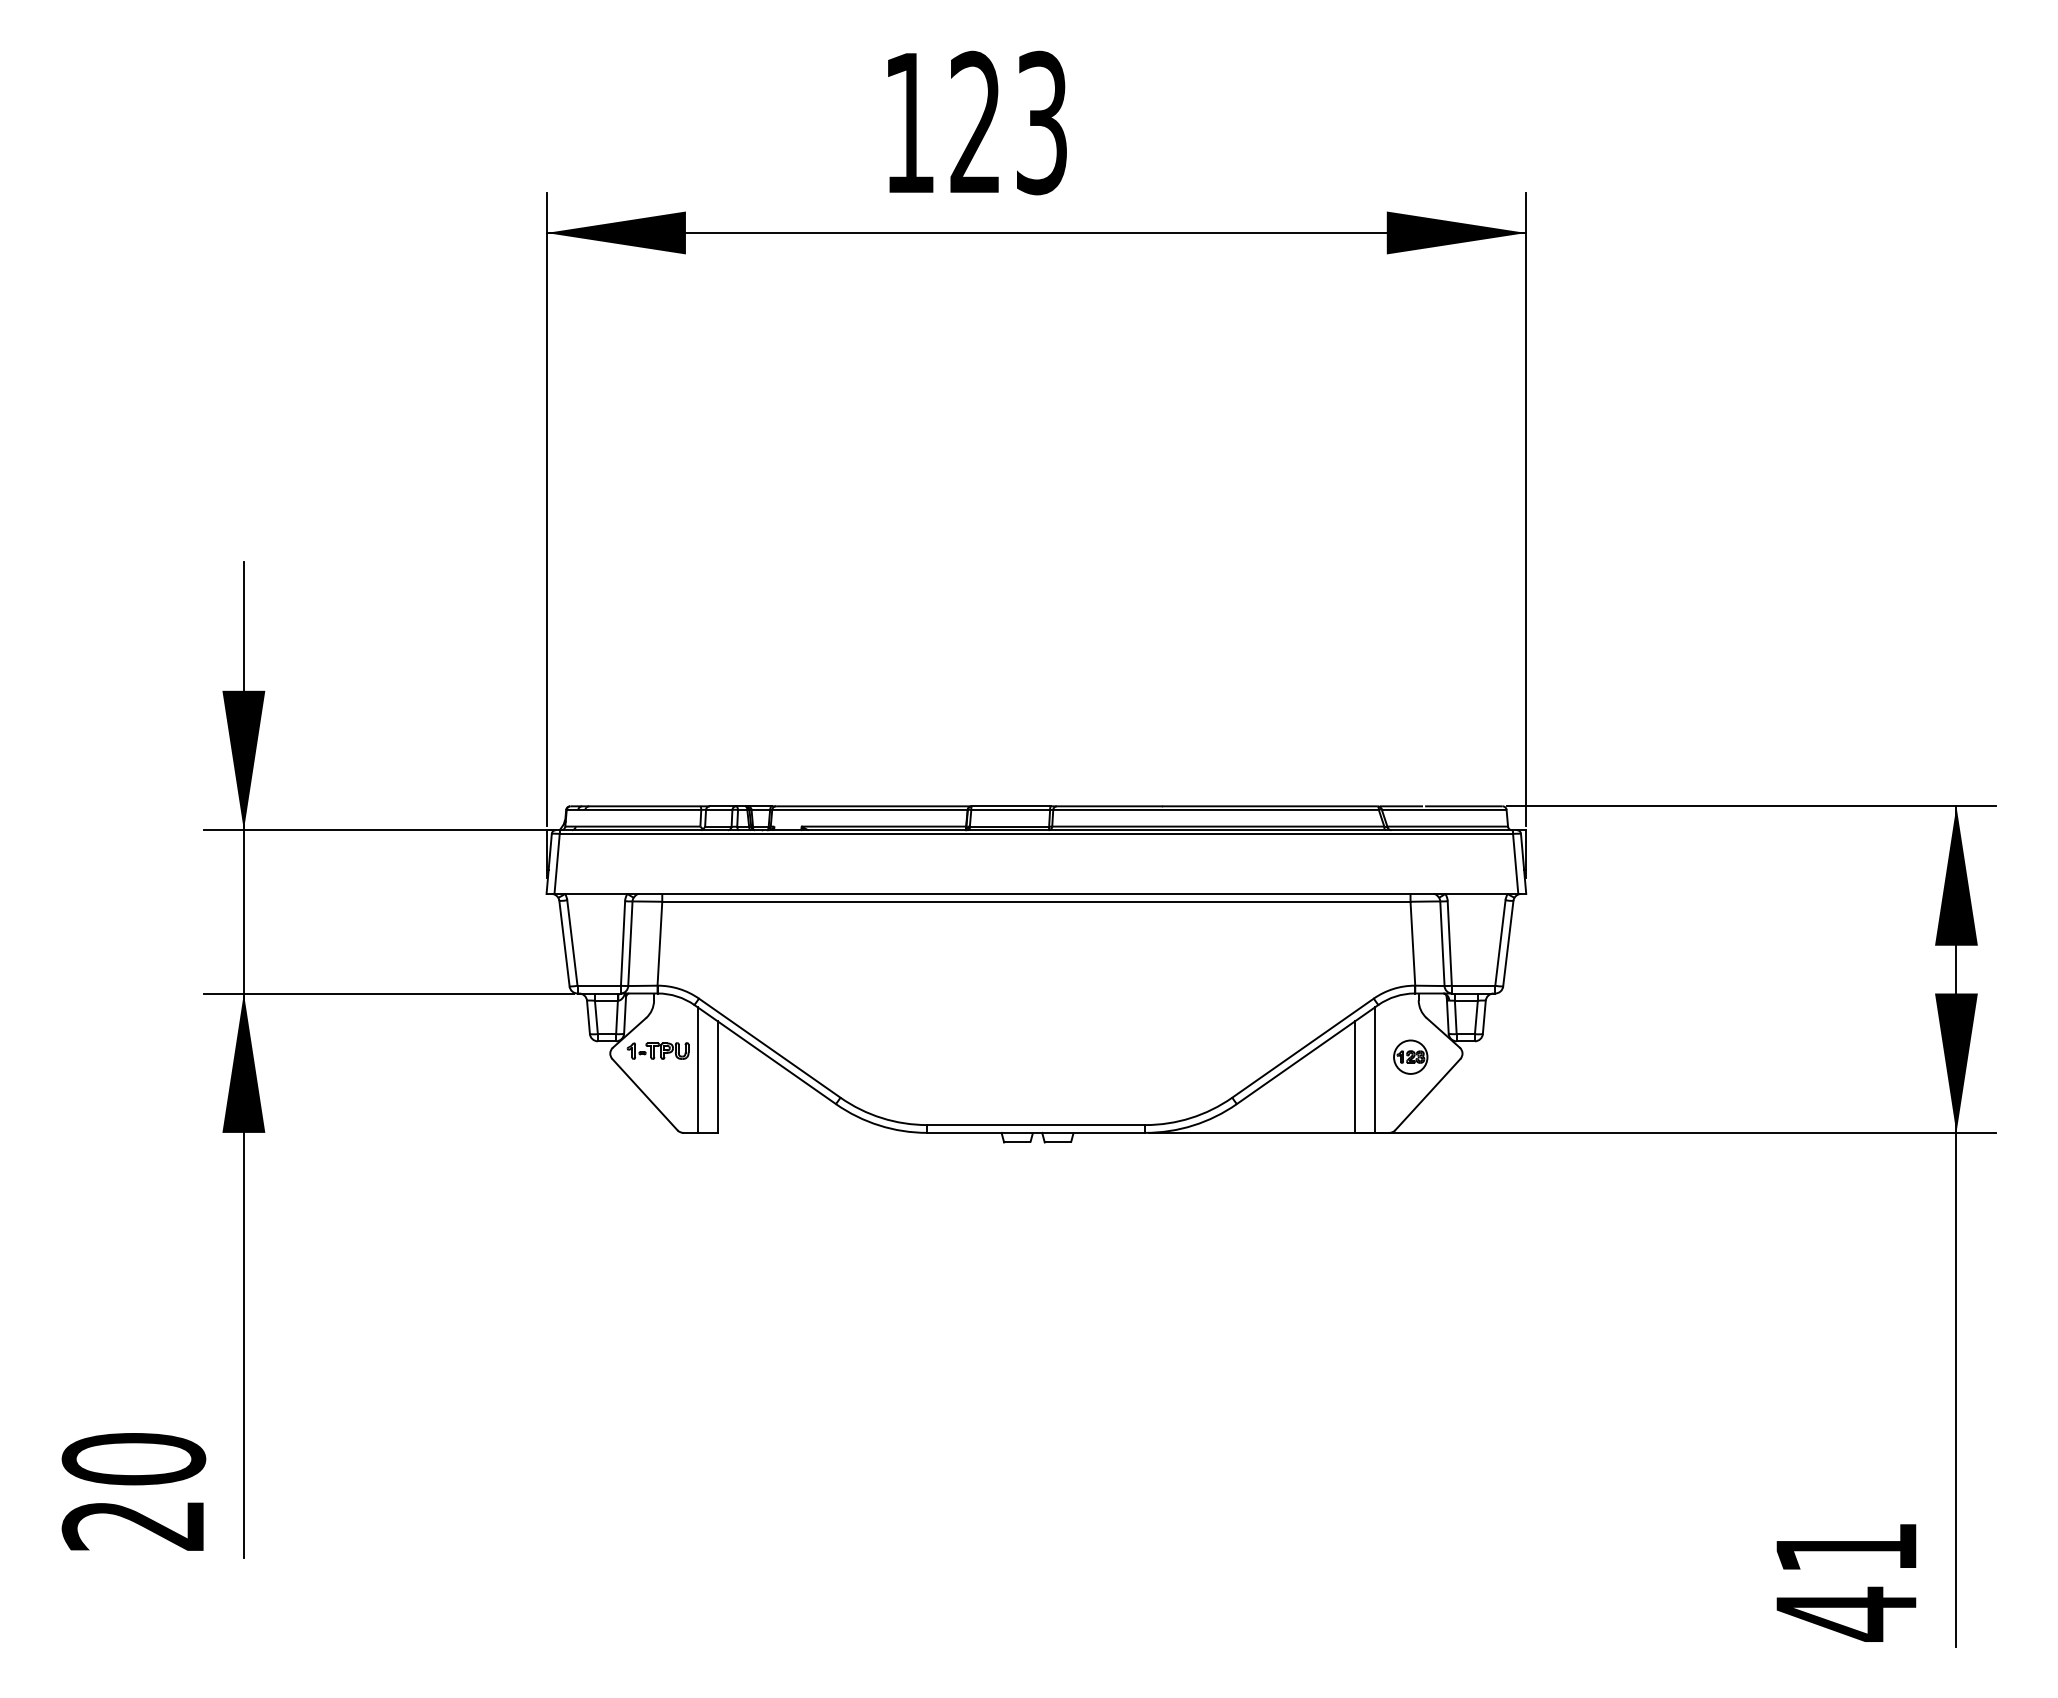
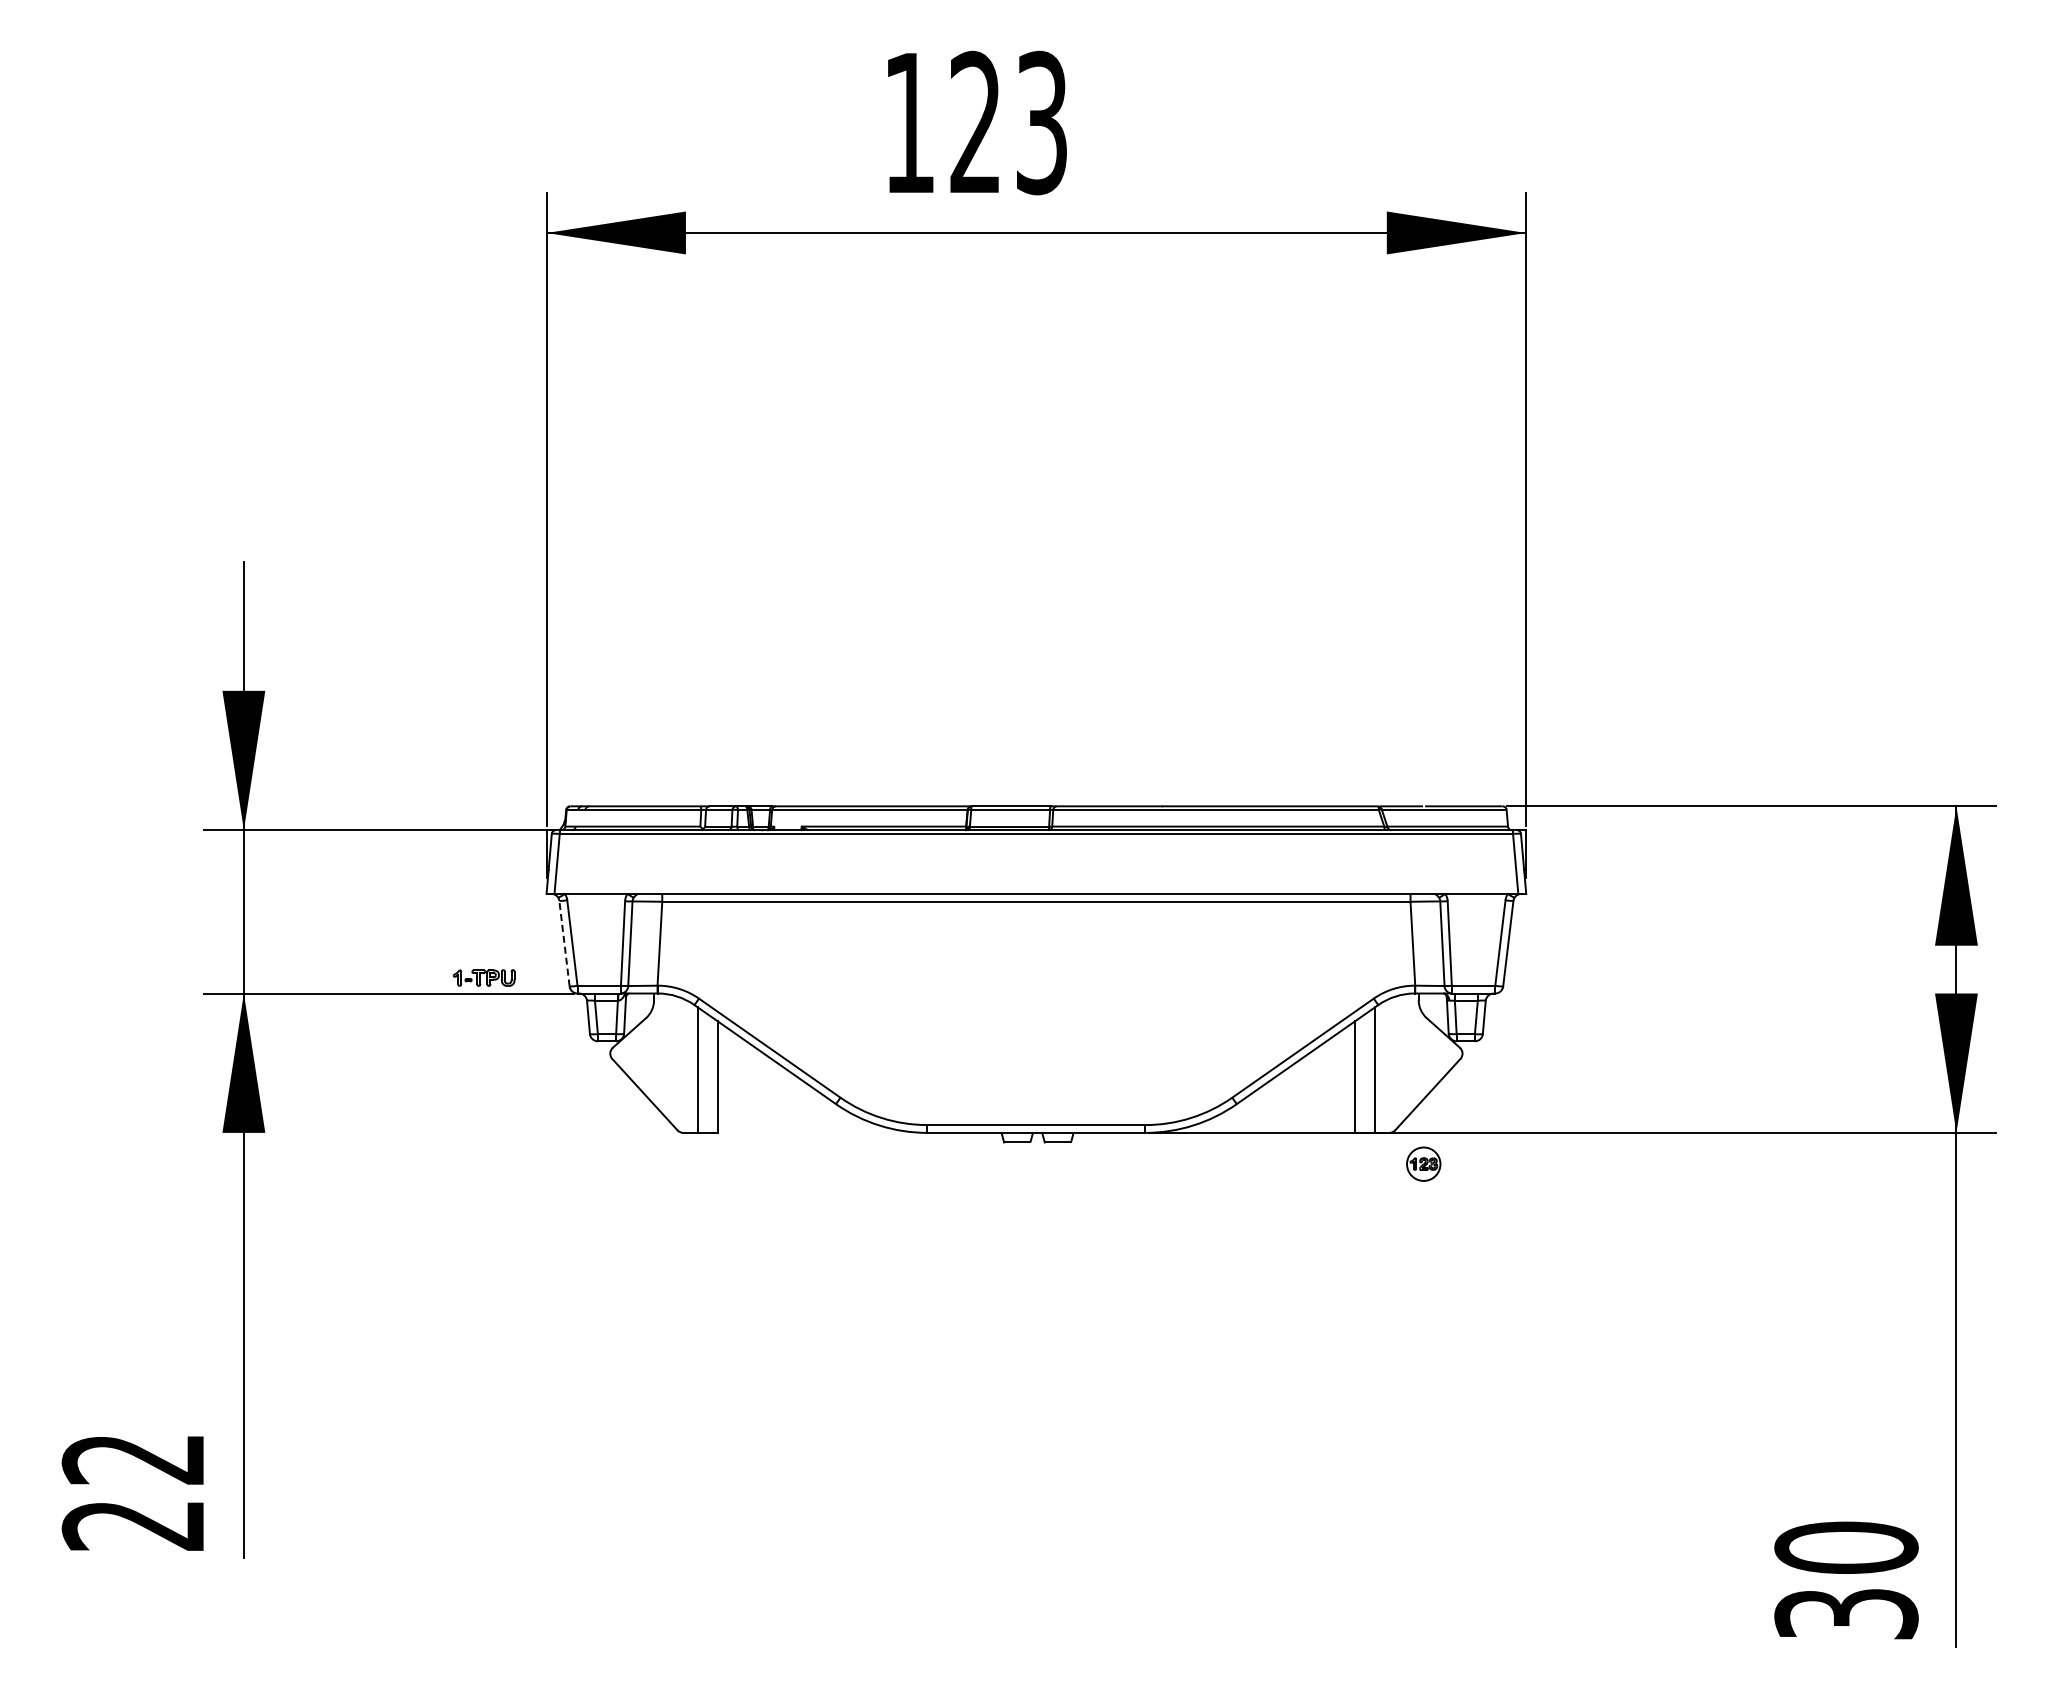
line: solid -> dashed (564, 943)
part position: (657, 1050) -> (483, 977) (483, 977)
part position: (1410, 1056) -> (1423, 1163) (1423, 1163)
text: 20 -> 22 (133, 1459)
text: 41 -> 30 (1846, 1581)
